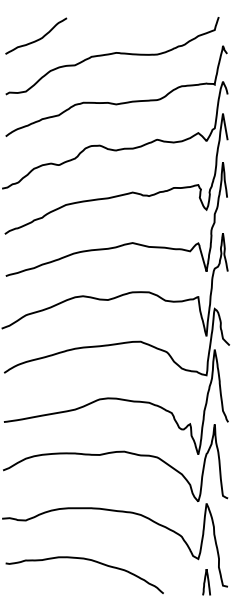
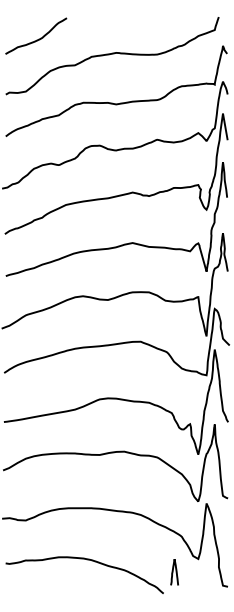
curve position: (205, 582) -> (173, 572) (173, 572)
